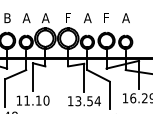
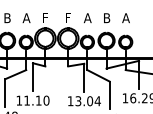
text: A -> F (45, 18)
text: F -> B (107, 18)
text: 13.54 -> 13.04 (90, 101)
